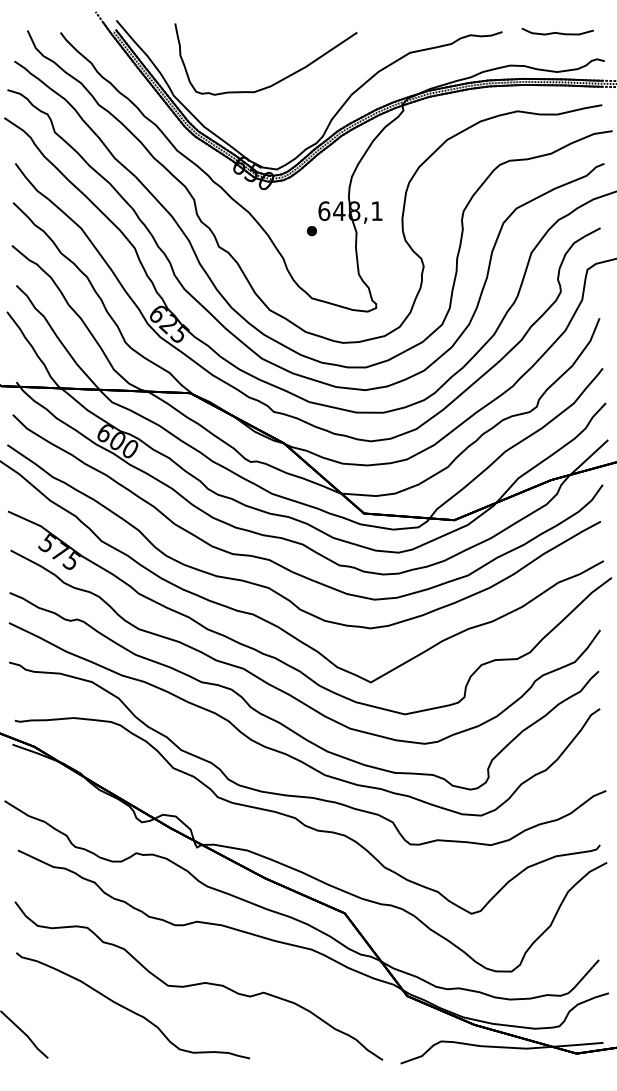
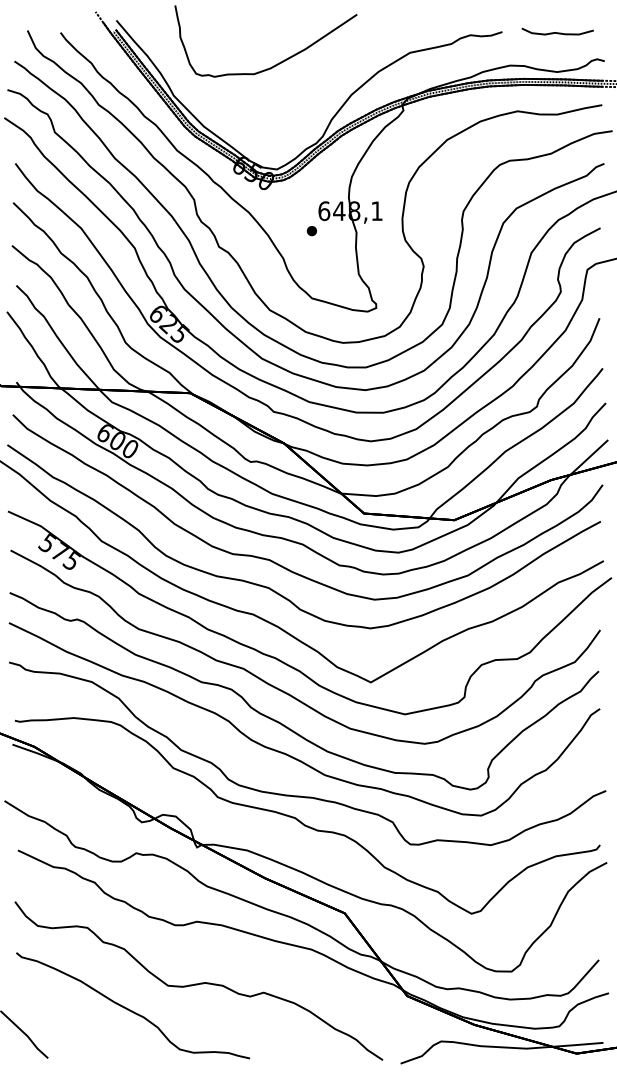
part position: (280, 79) -> (280, 61) (280, 61)
